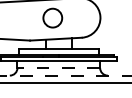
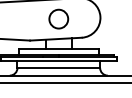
circle position: (52, 17) -> (58, 18) (58, 18)
line: dashed -> solid (58, 67)
line: dashed -> solid (65, 75)
